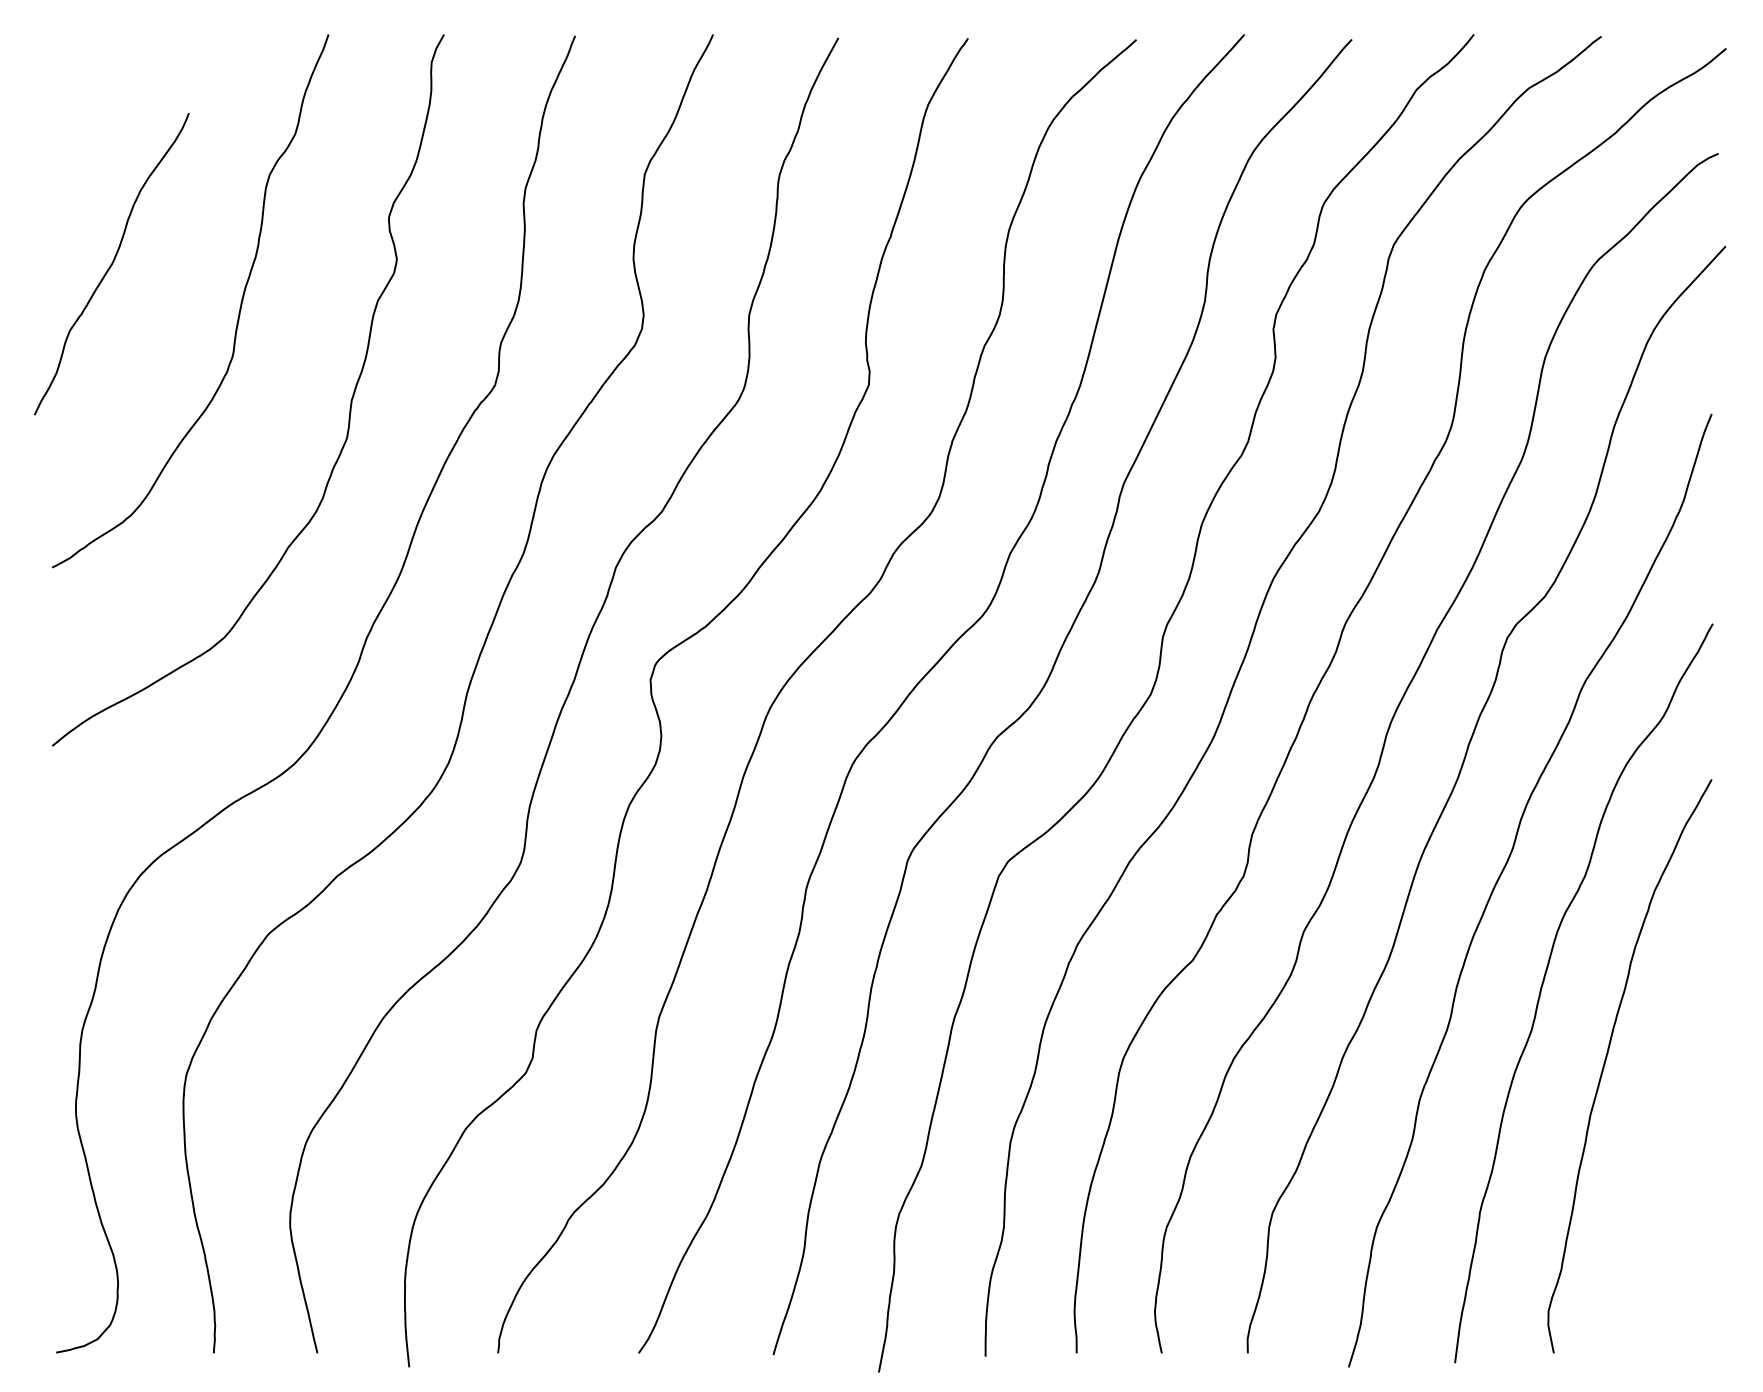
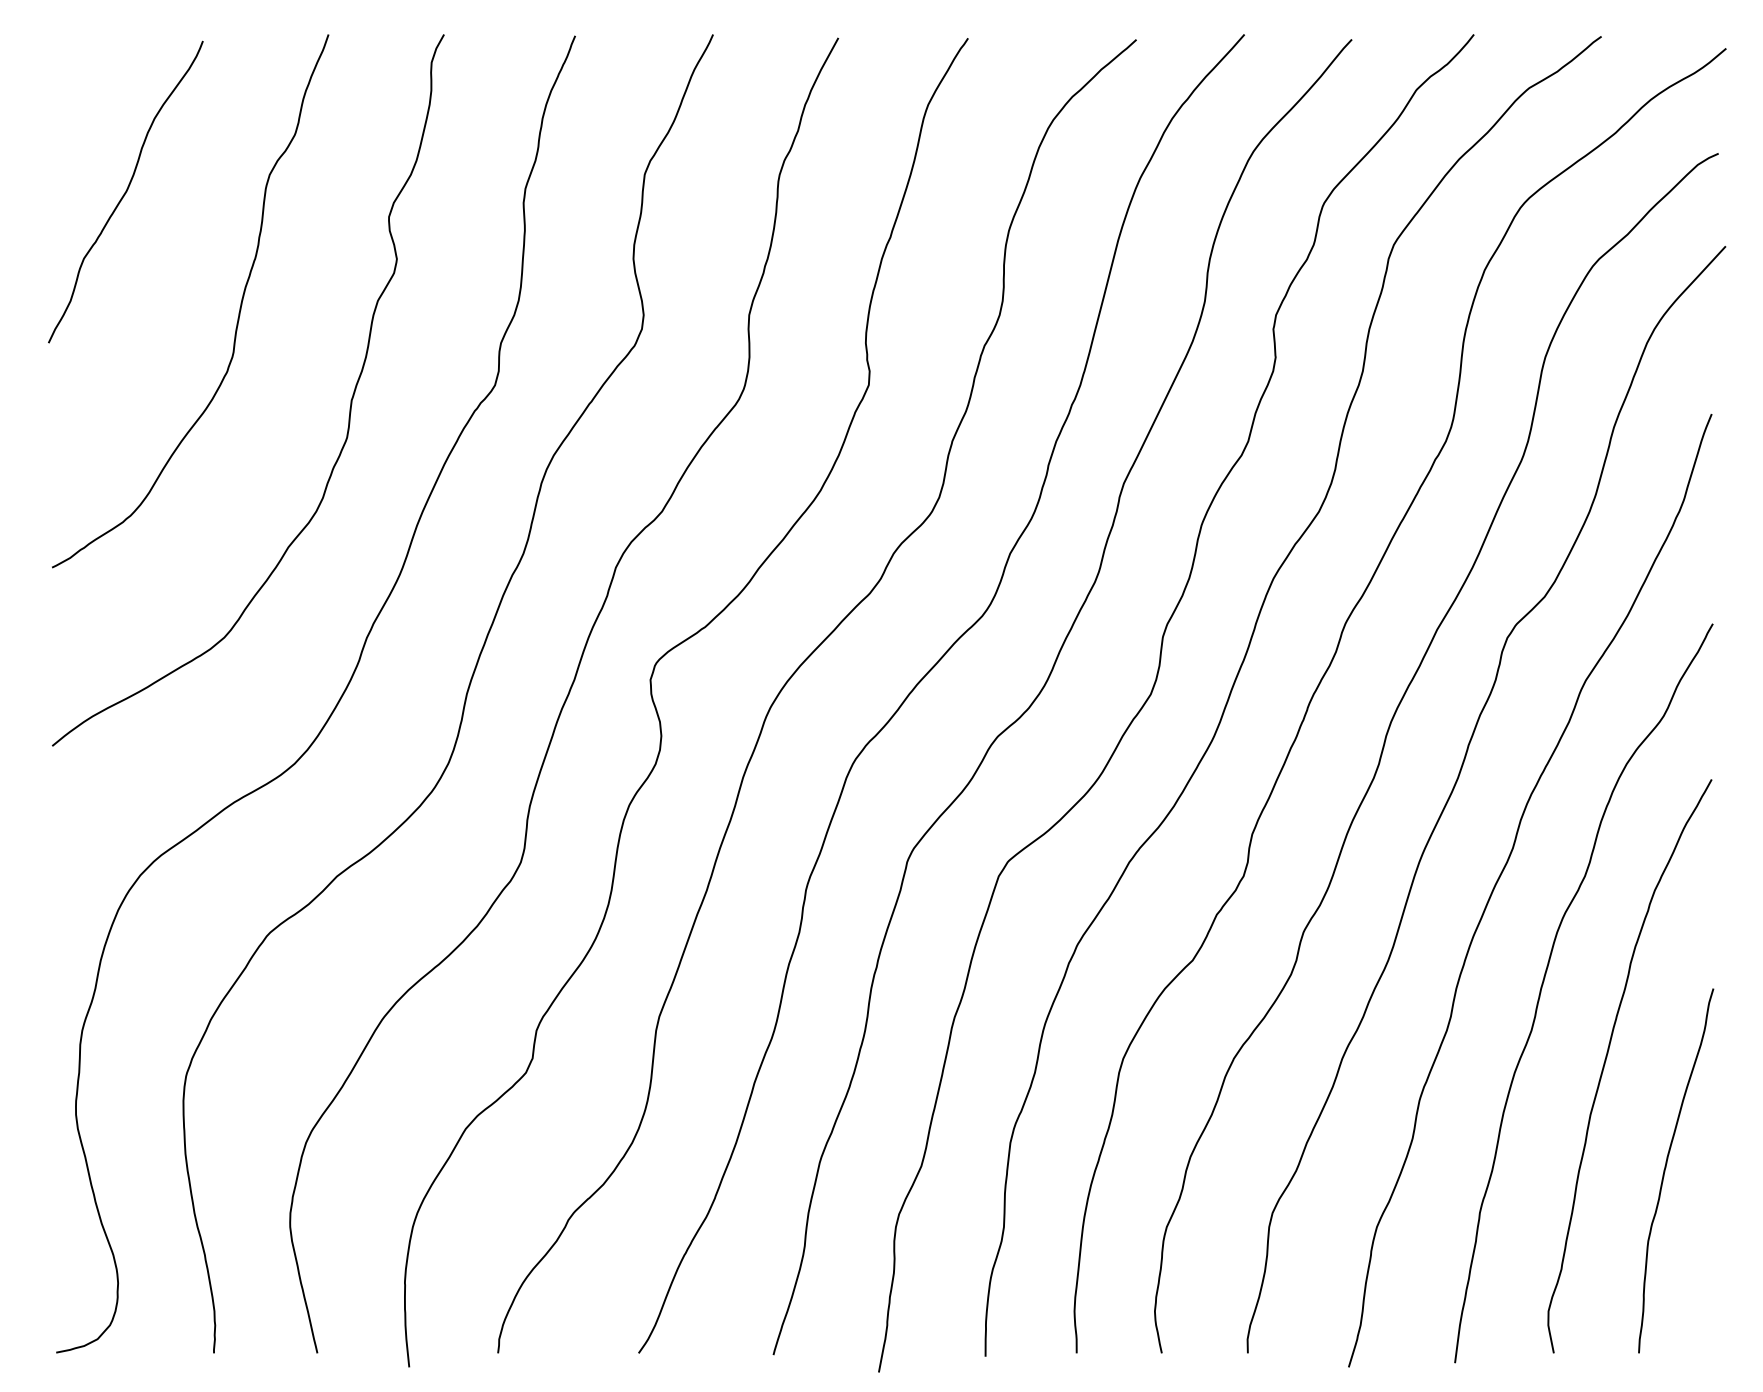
curve position: (111, 263) -> (125, 191) (125, 191)
curve: none -> present (1666, 1168)
